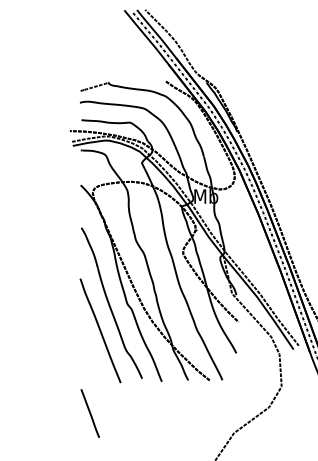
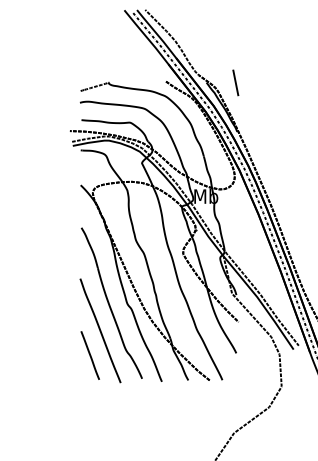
line: none -> present (235, 82)
line position: (89, 413) -> (89, 355) (89, 355)
